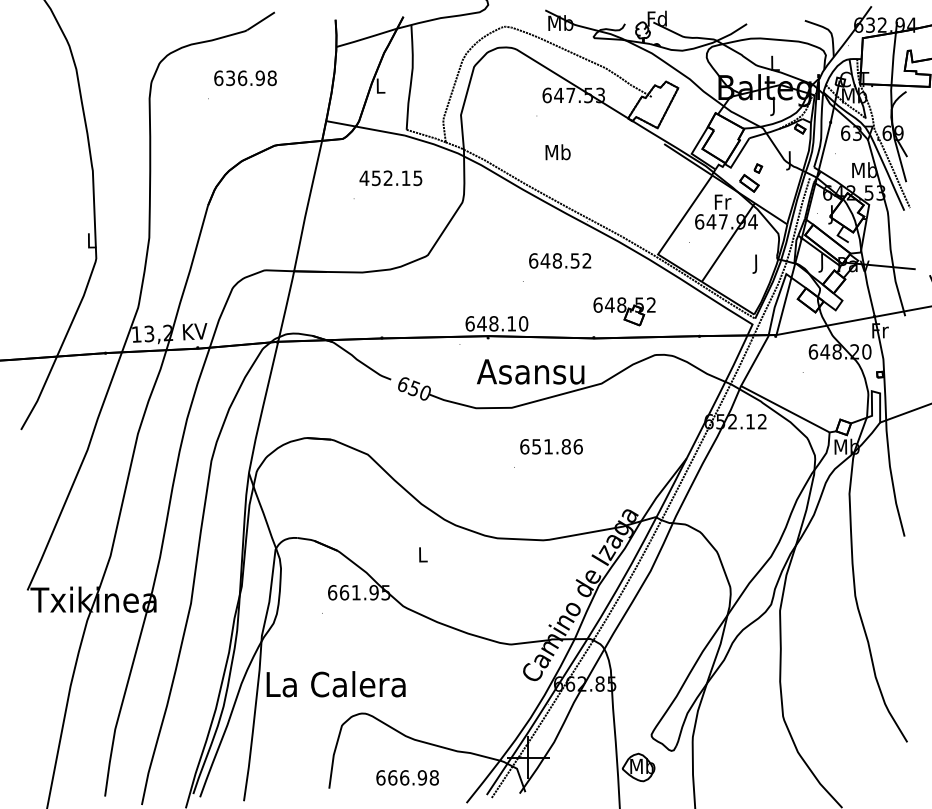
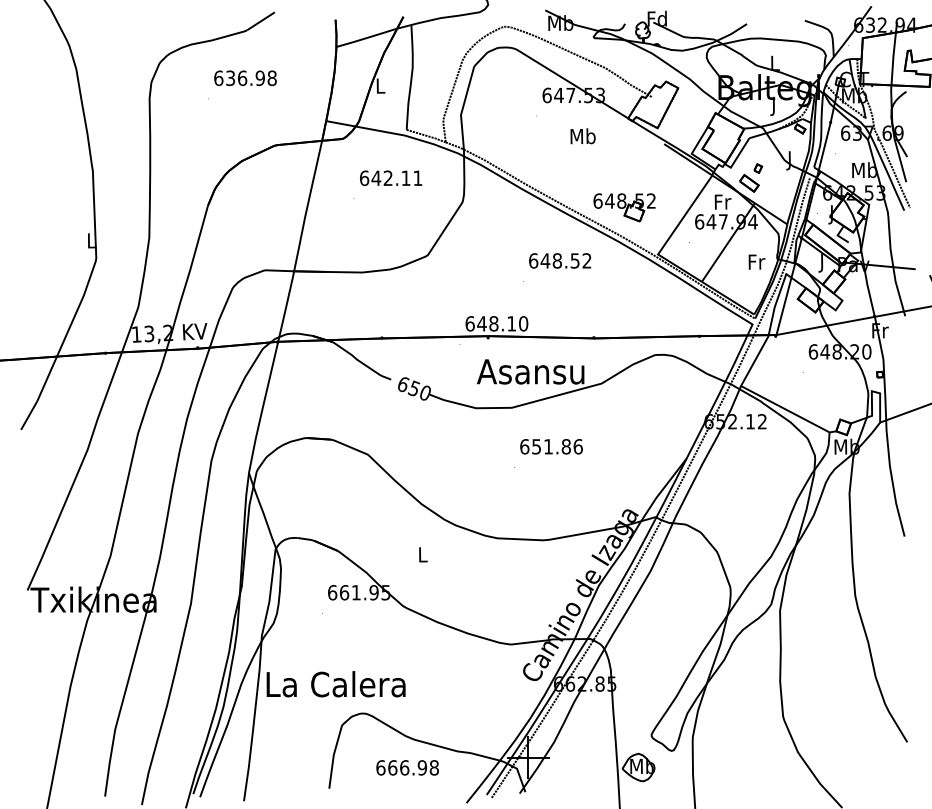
text position: (557, 152) -> (582, 136) (582, 136)
text: 452.15 -> 642.11 (390, 178)
text: J -> Fr (756, 263)
part position: (624, 311) -> (624, 207) (624, 207)
text position: (407, 777) -> (407, 767) (407, 767)
